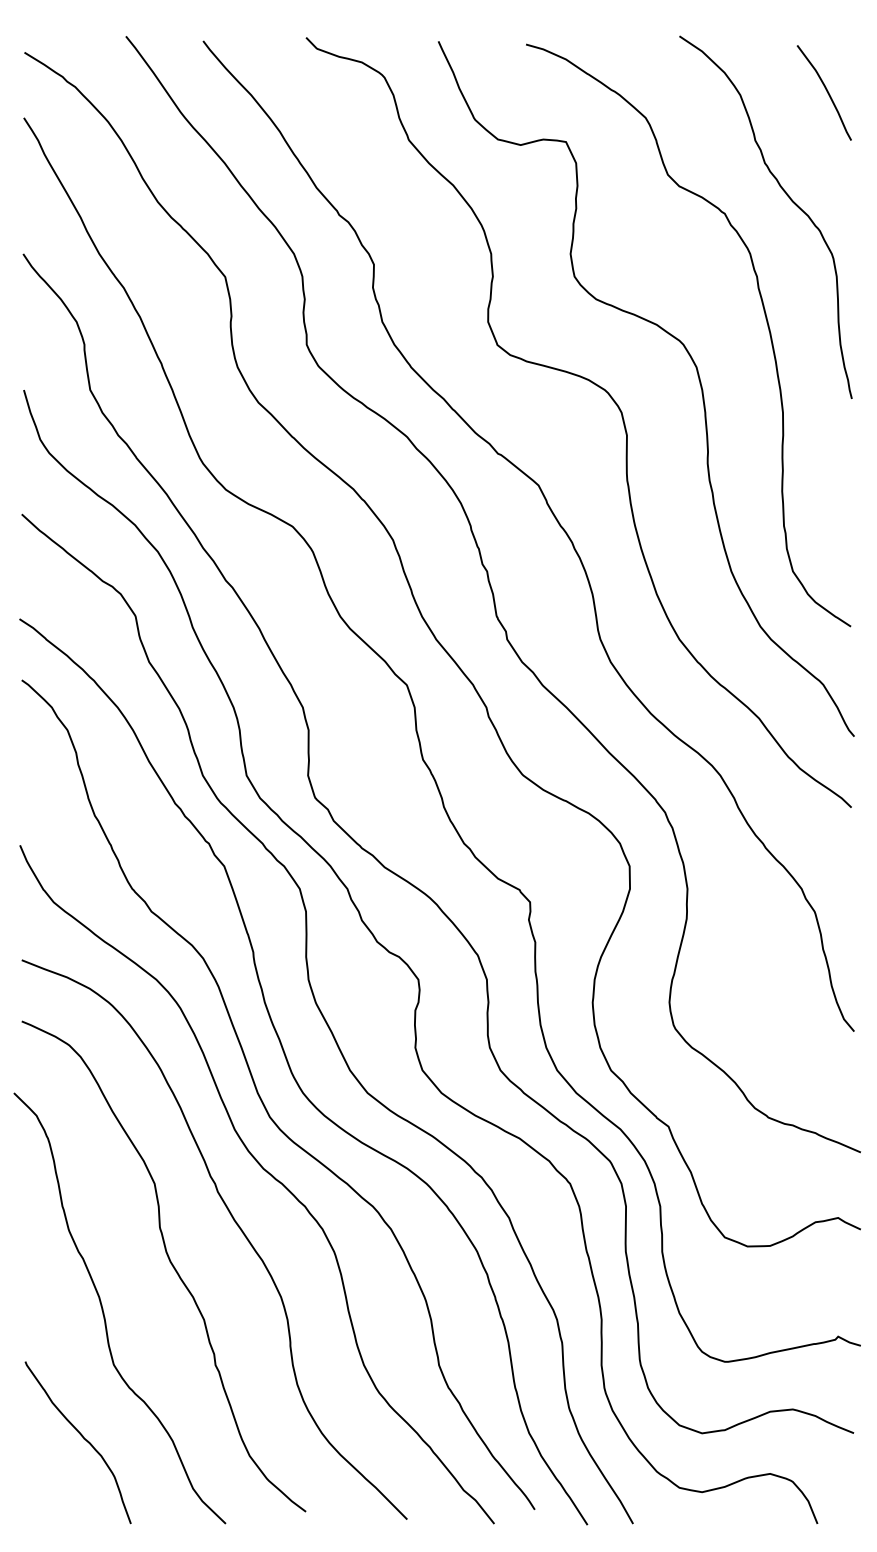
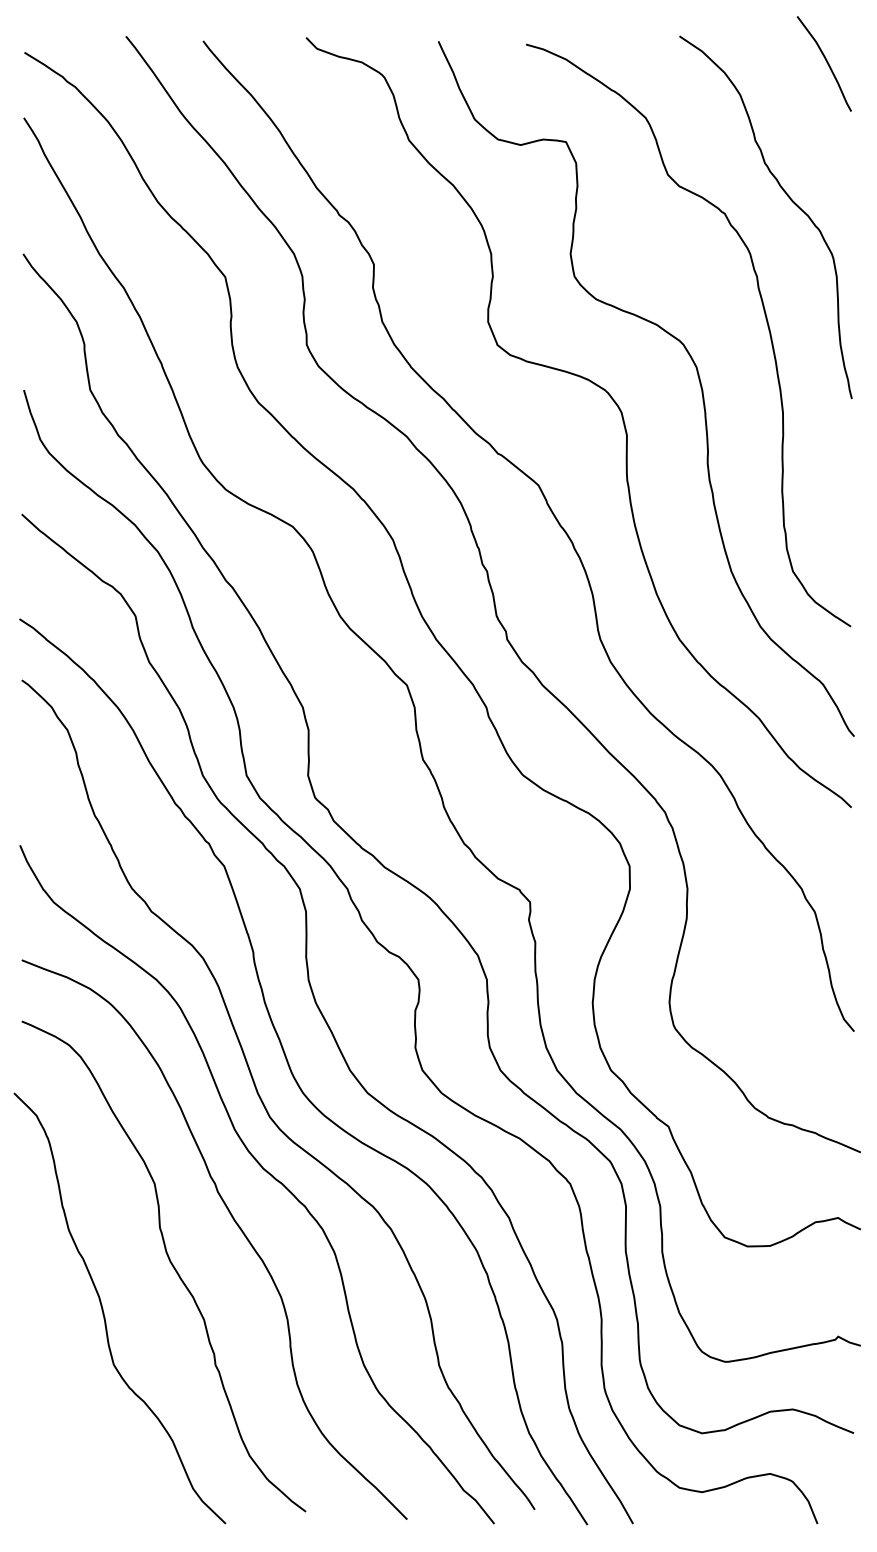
curve position: (826, 91) -> (826, 62) (826, 62)
curve: present -> none (83, 1439)
